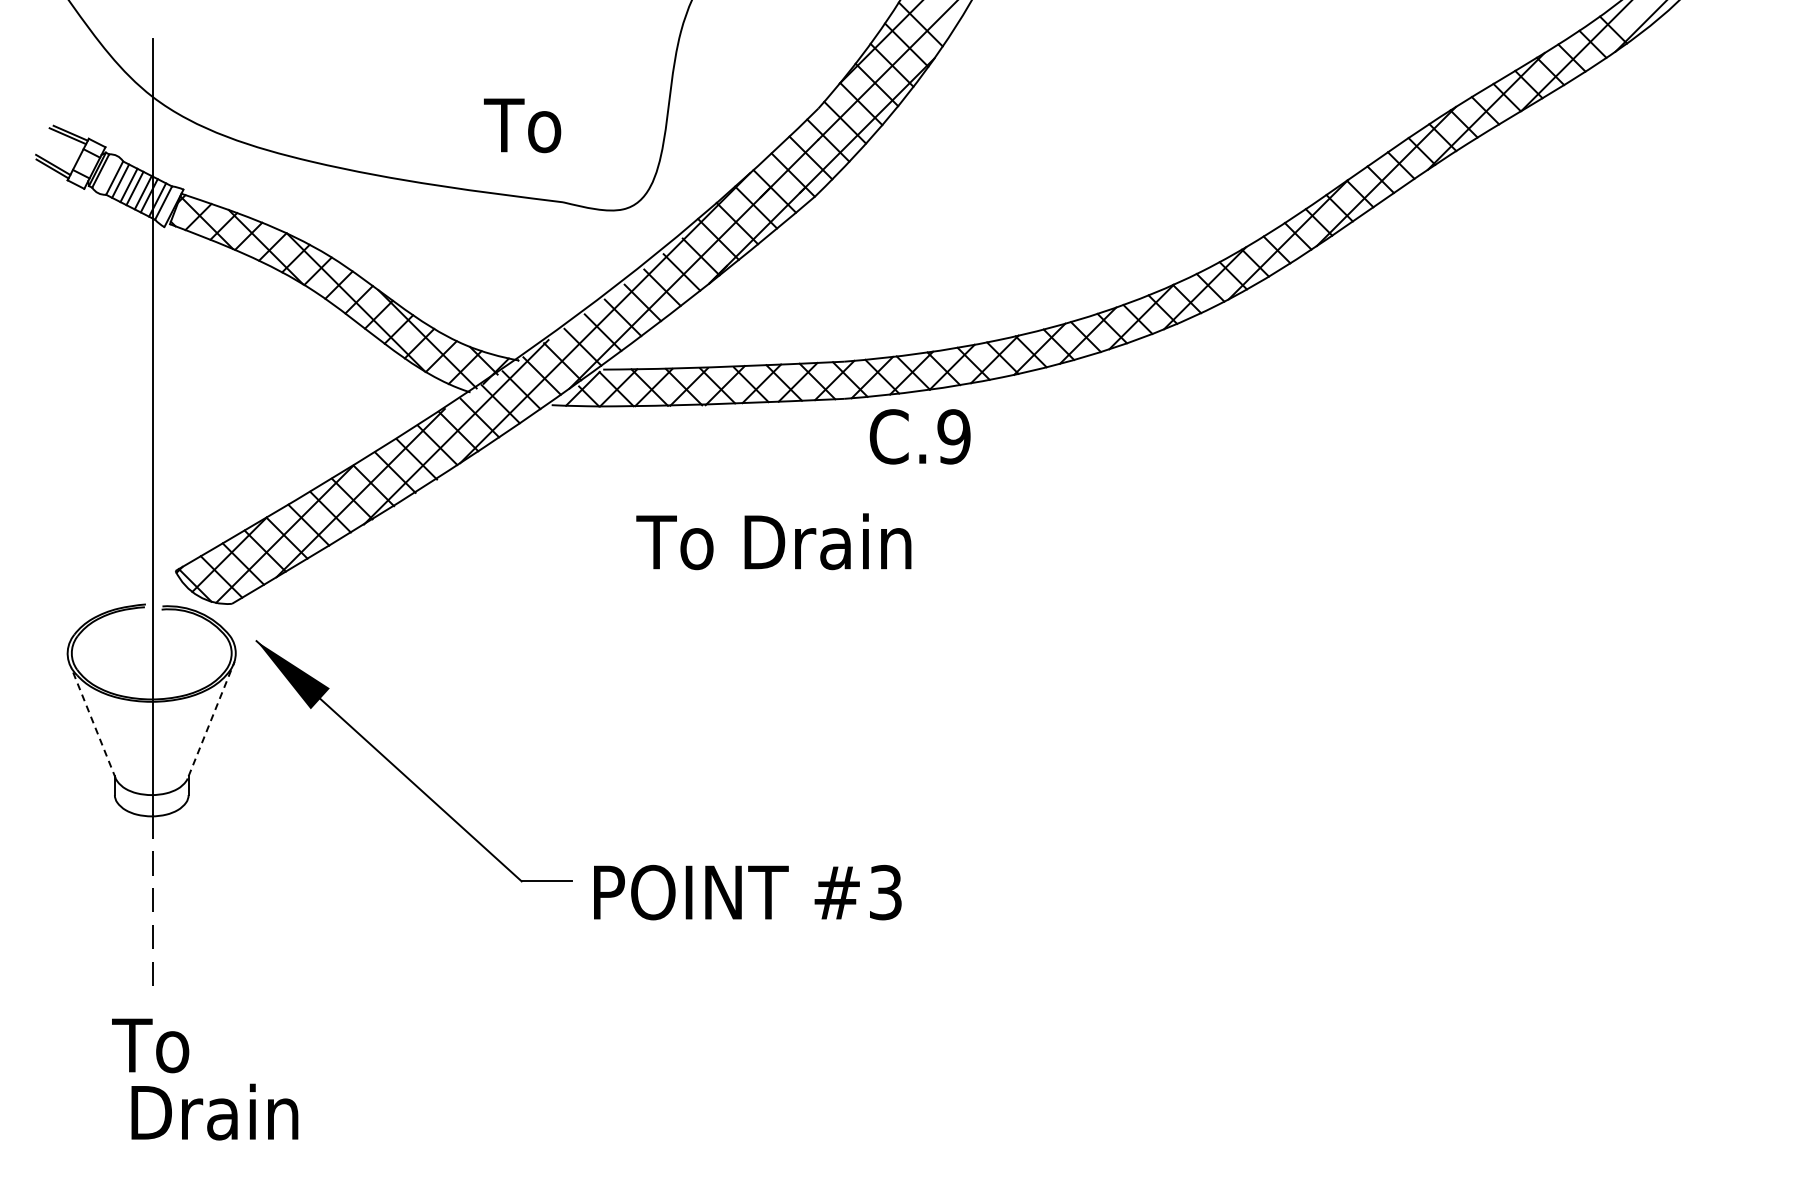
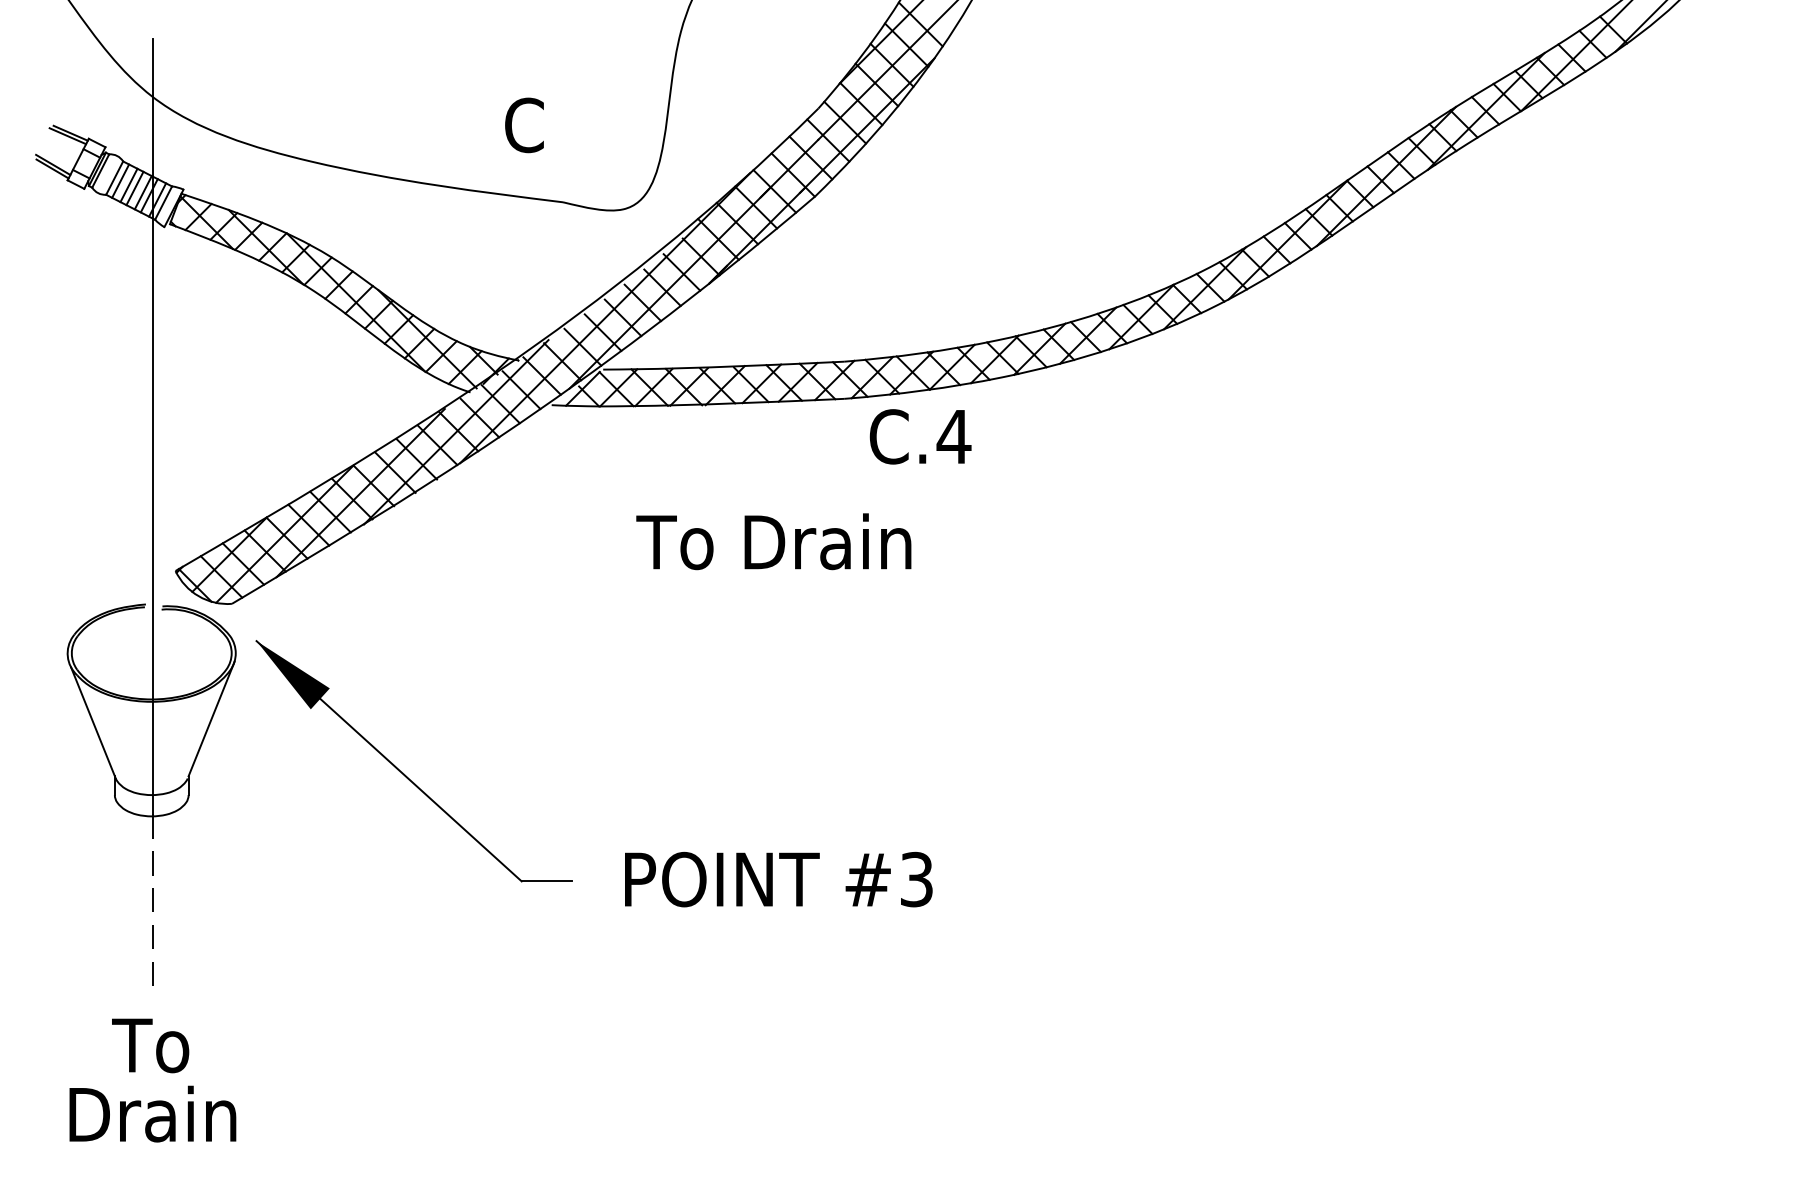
text: To -> C (522, 125)
text: C.9 -> C.4 (953, 436)
line: dashed -> solid (211, 719)
line: dashed -> solid (93, 723)
text position: (747, 892) -> (778, 879) (778, 879)
text position: (214, 1111) -> (152, 1113) (152, 1113)
